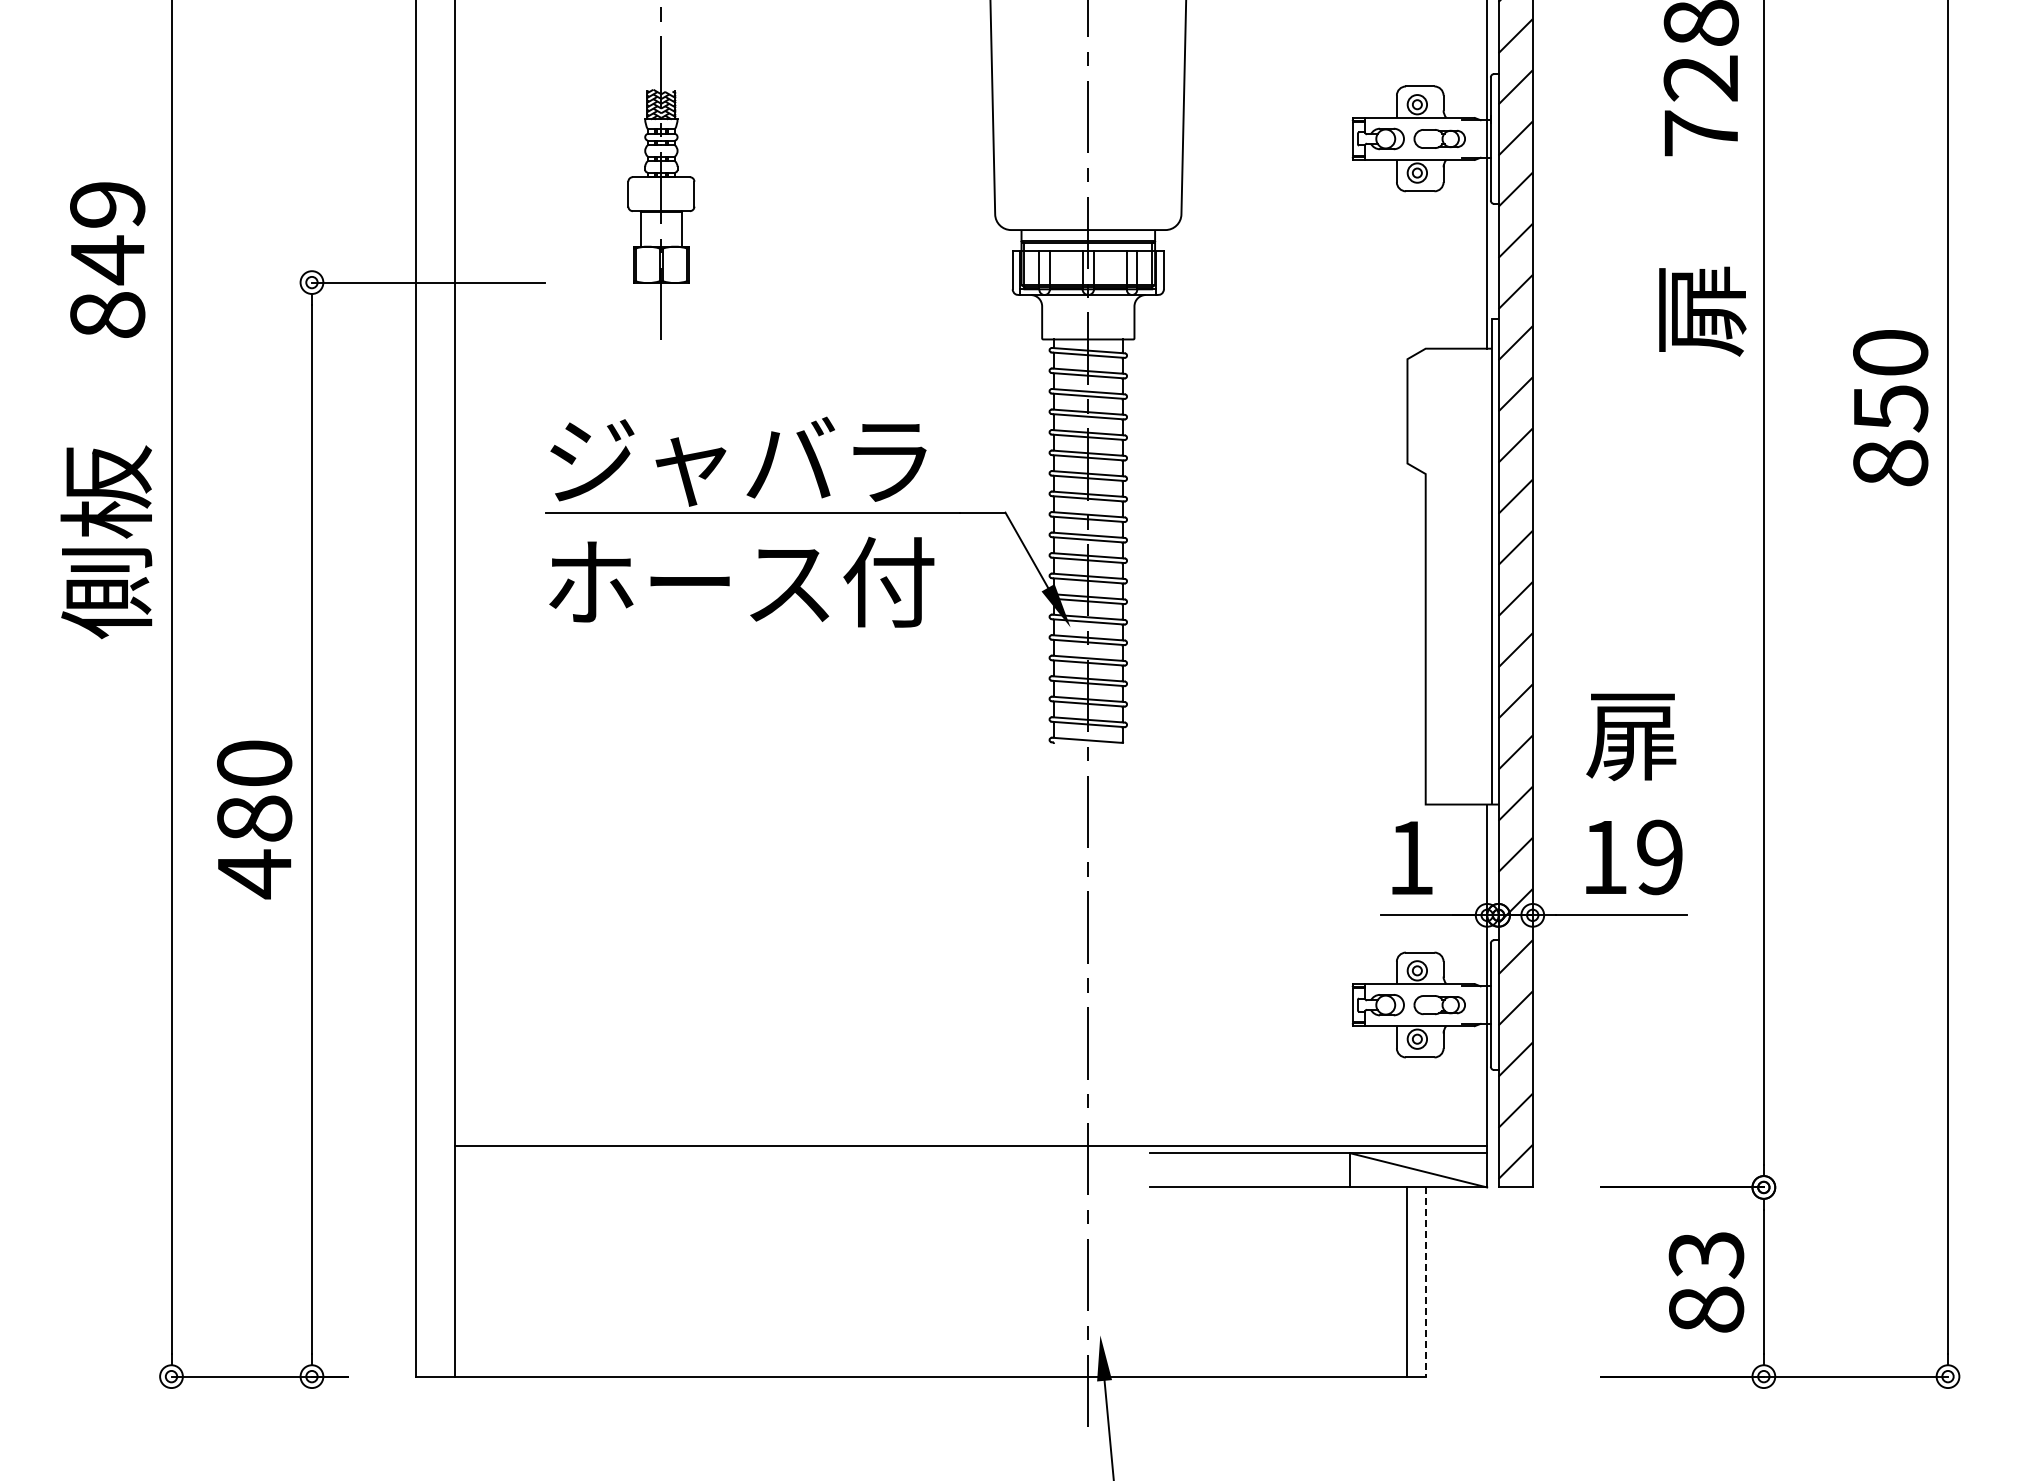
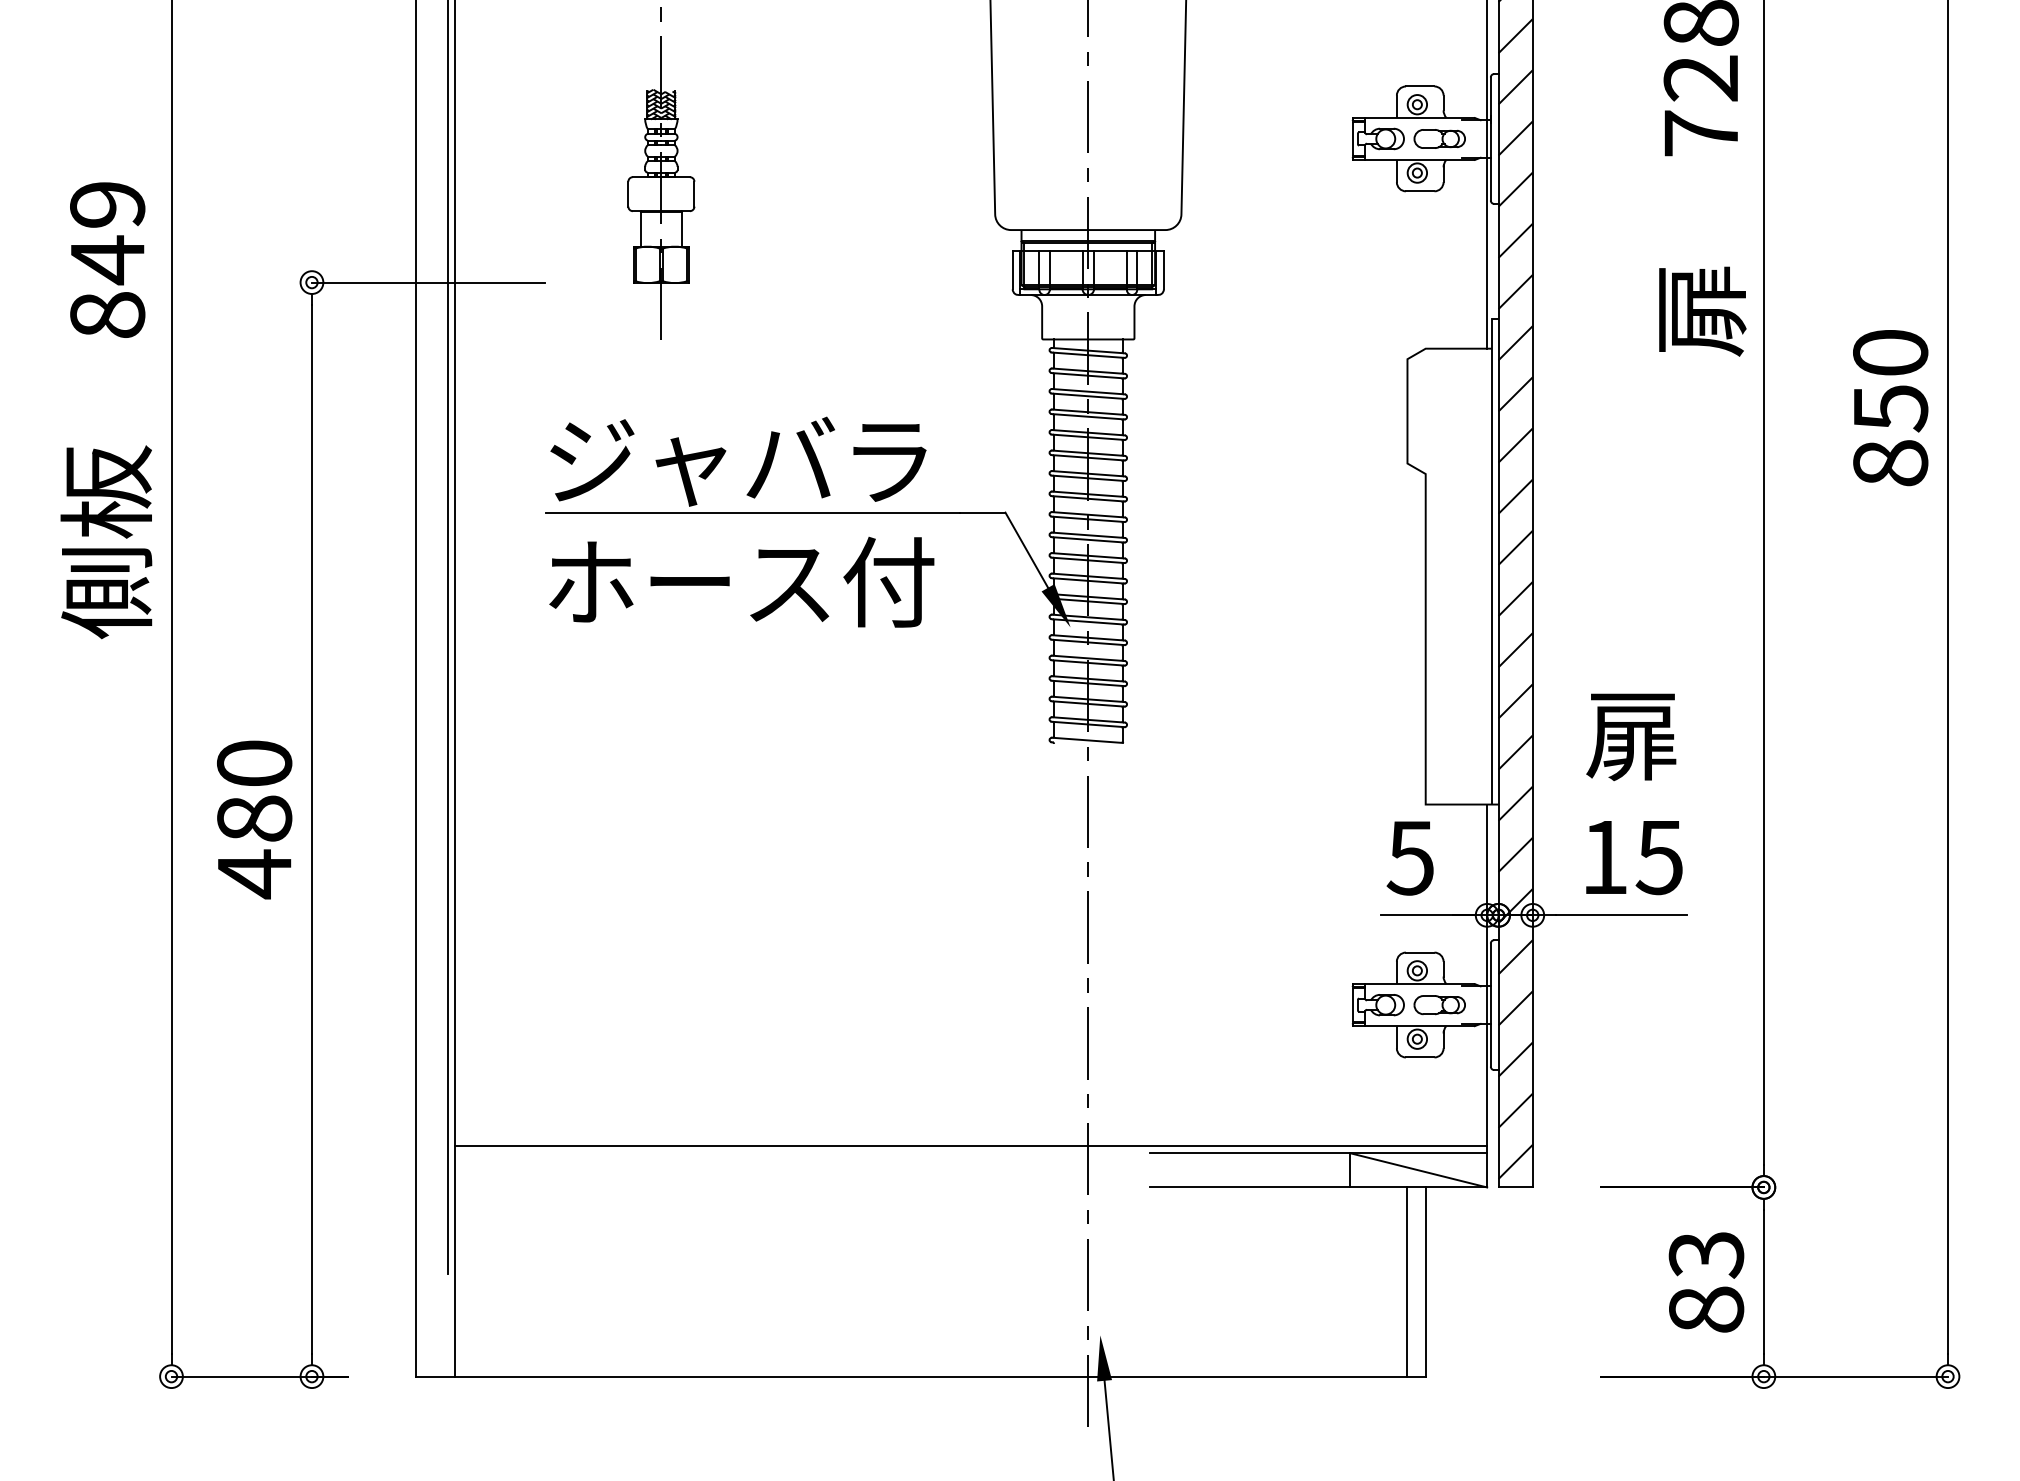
line: none -> present (447, 638)
text: 19 -> 15 (1658, 857)
text: 1 -> 5 (1409, 858)
line: dashed -> solid (1425, 1282)
